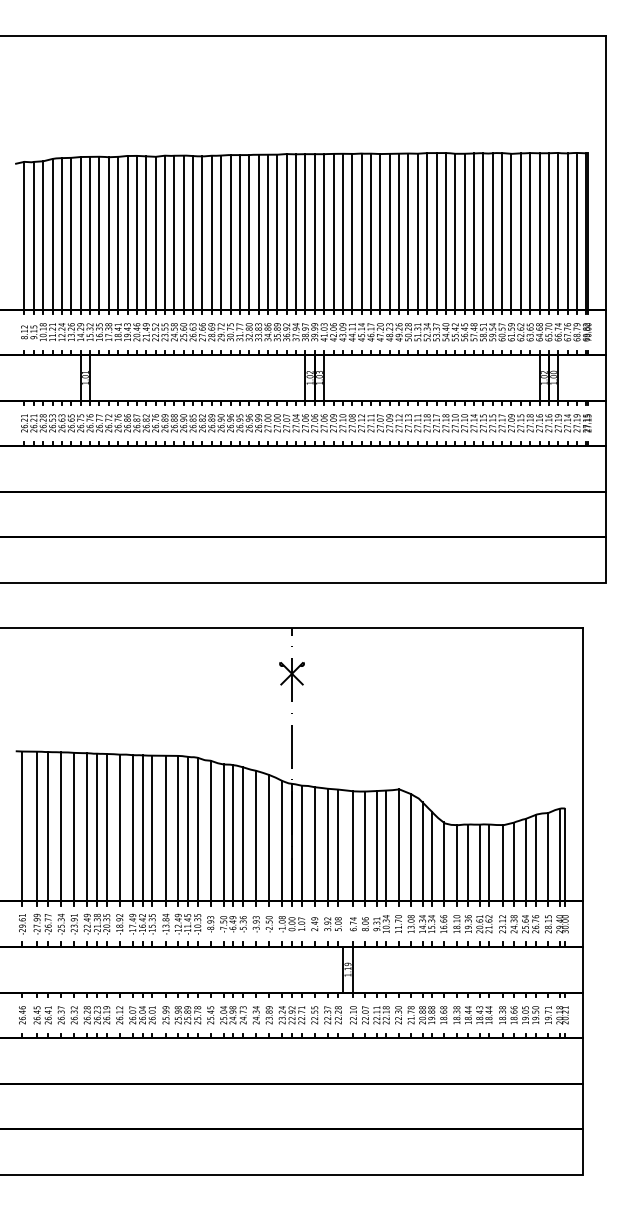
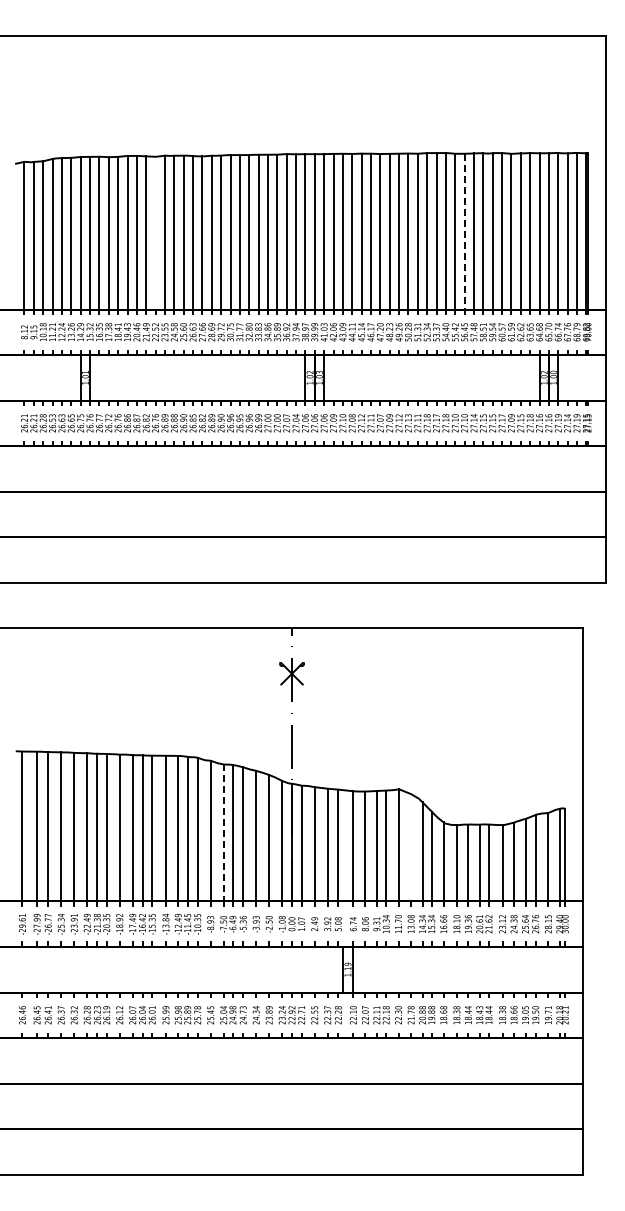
line: solid -> dashed (464, 231)
line: present -> none (155, 232)
line: solid -> dashed (223, 833)
line: present -> none (411, 847)
